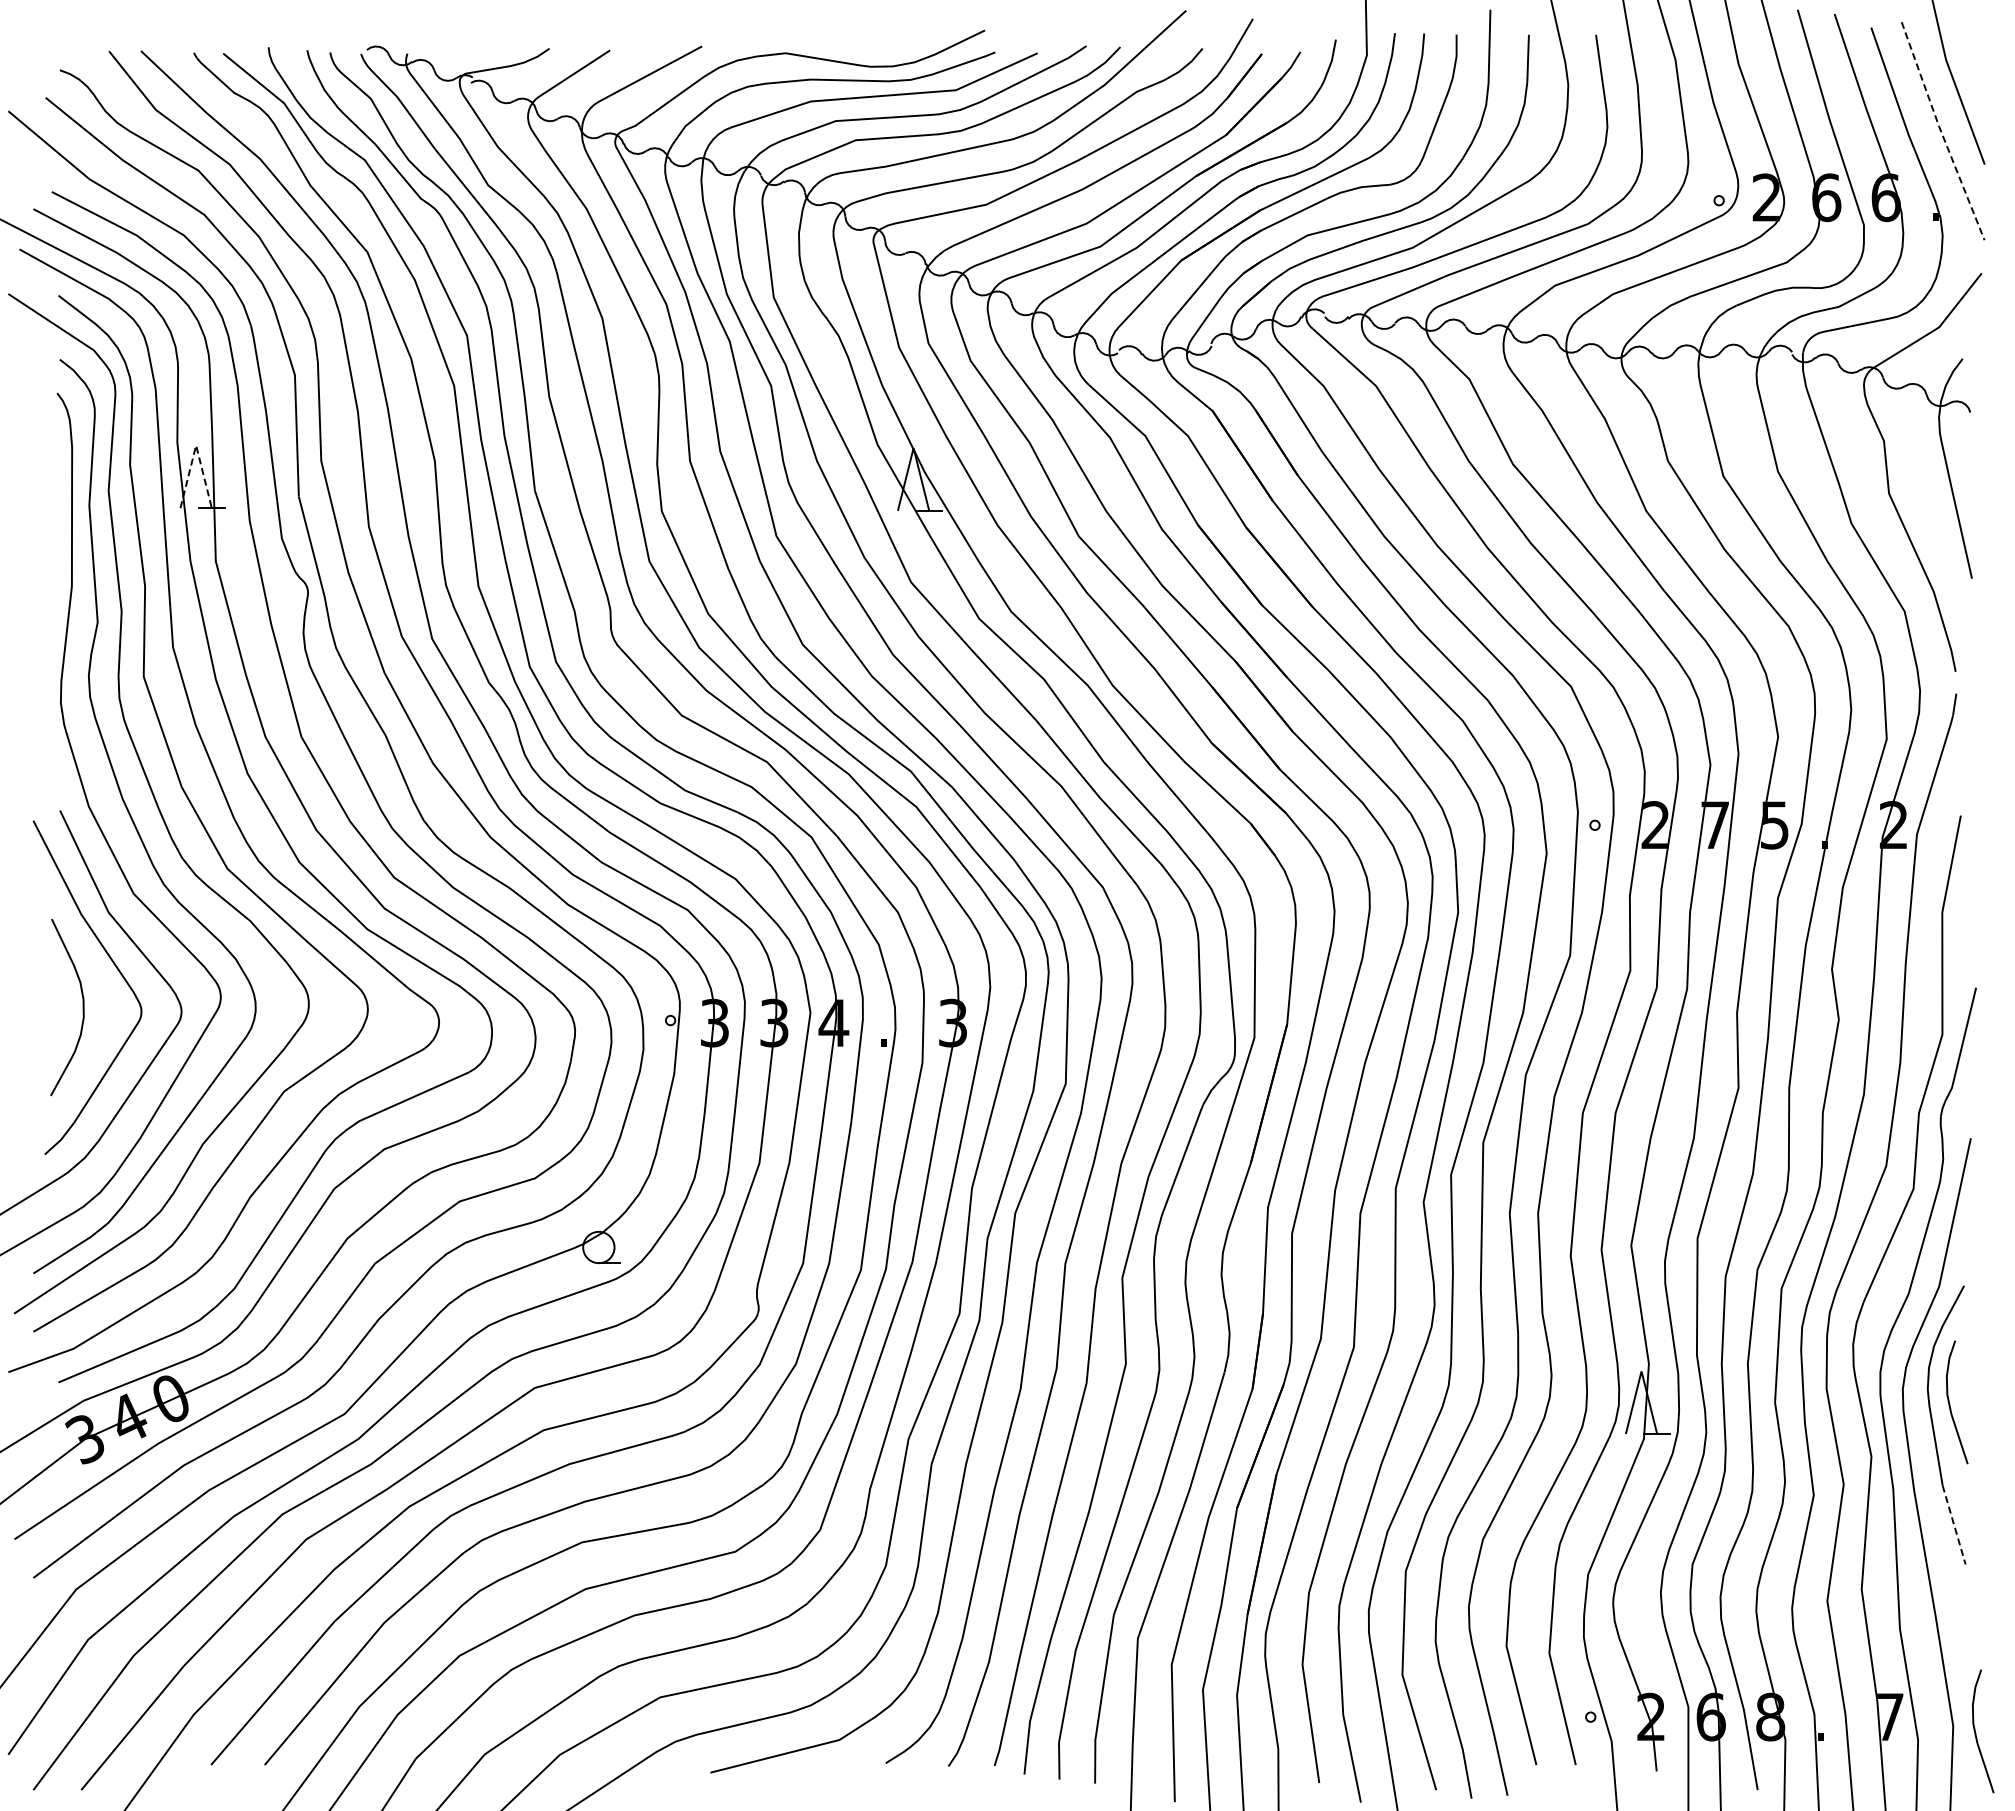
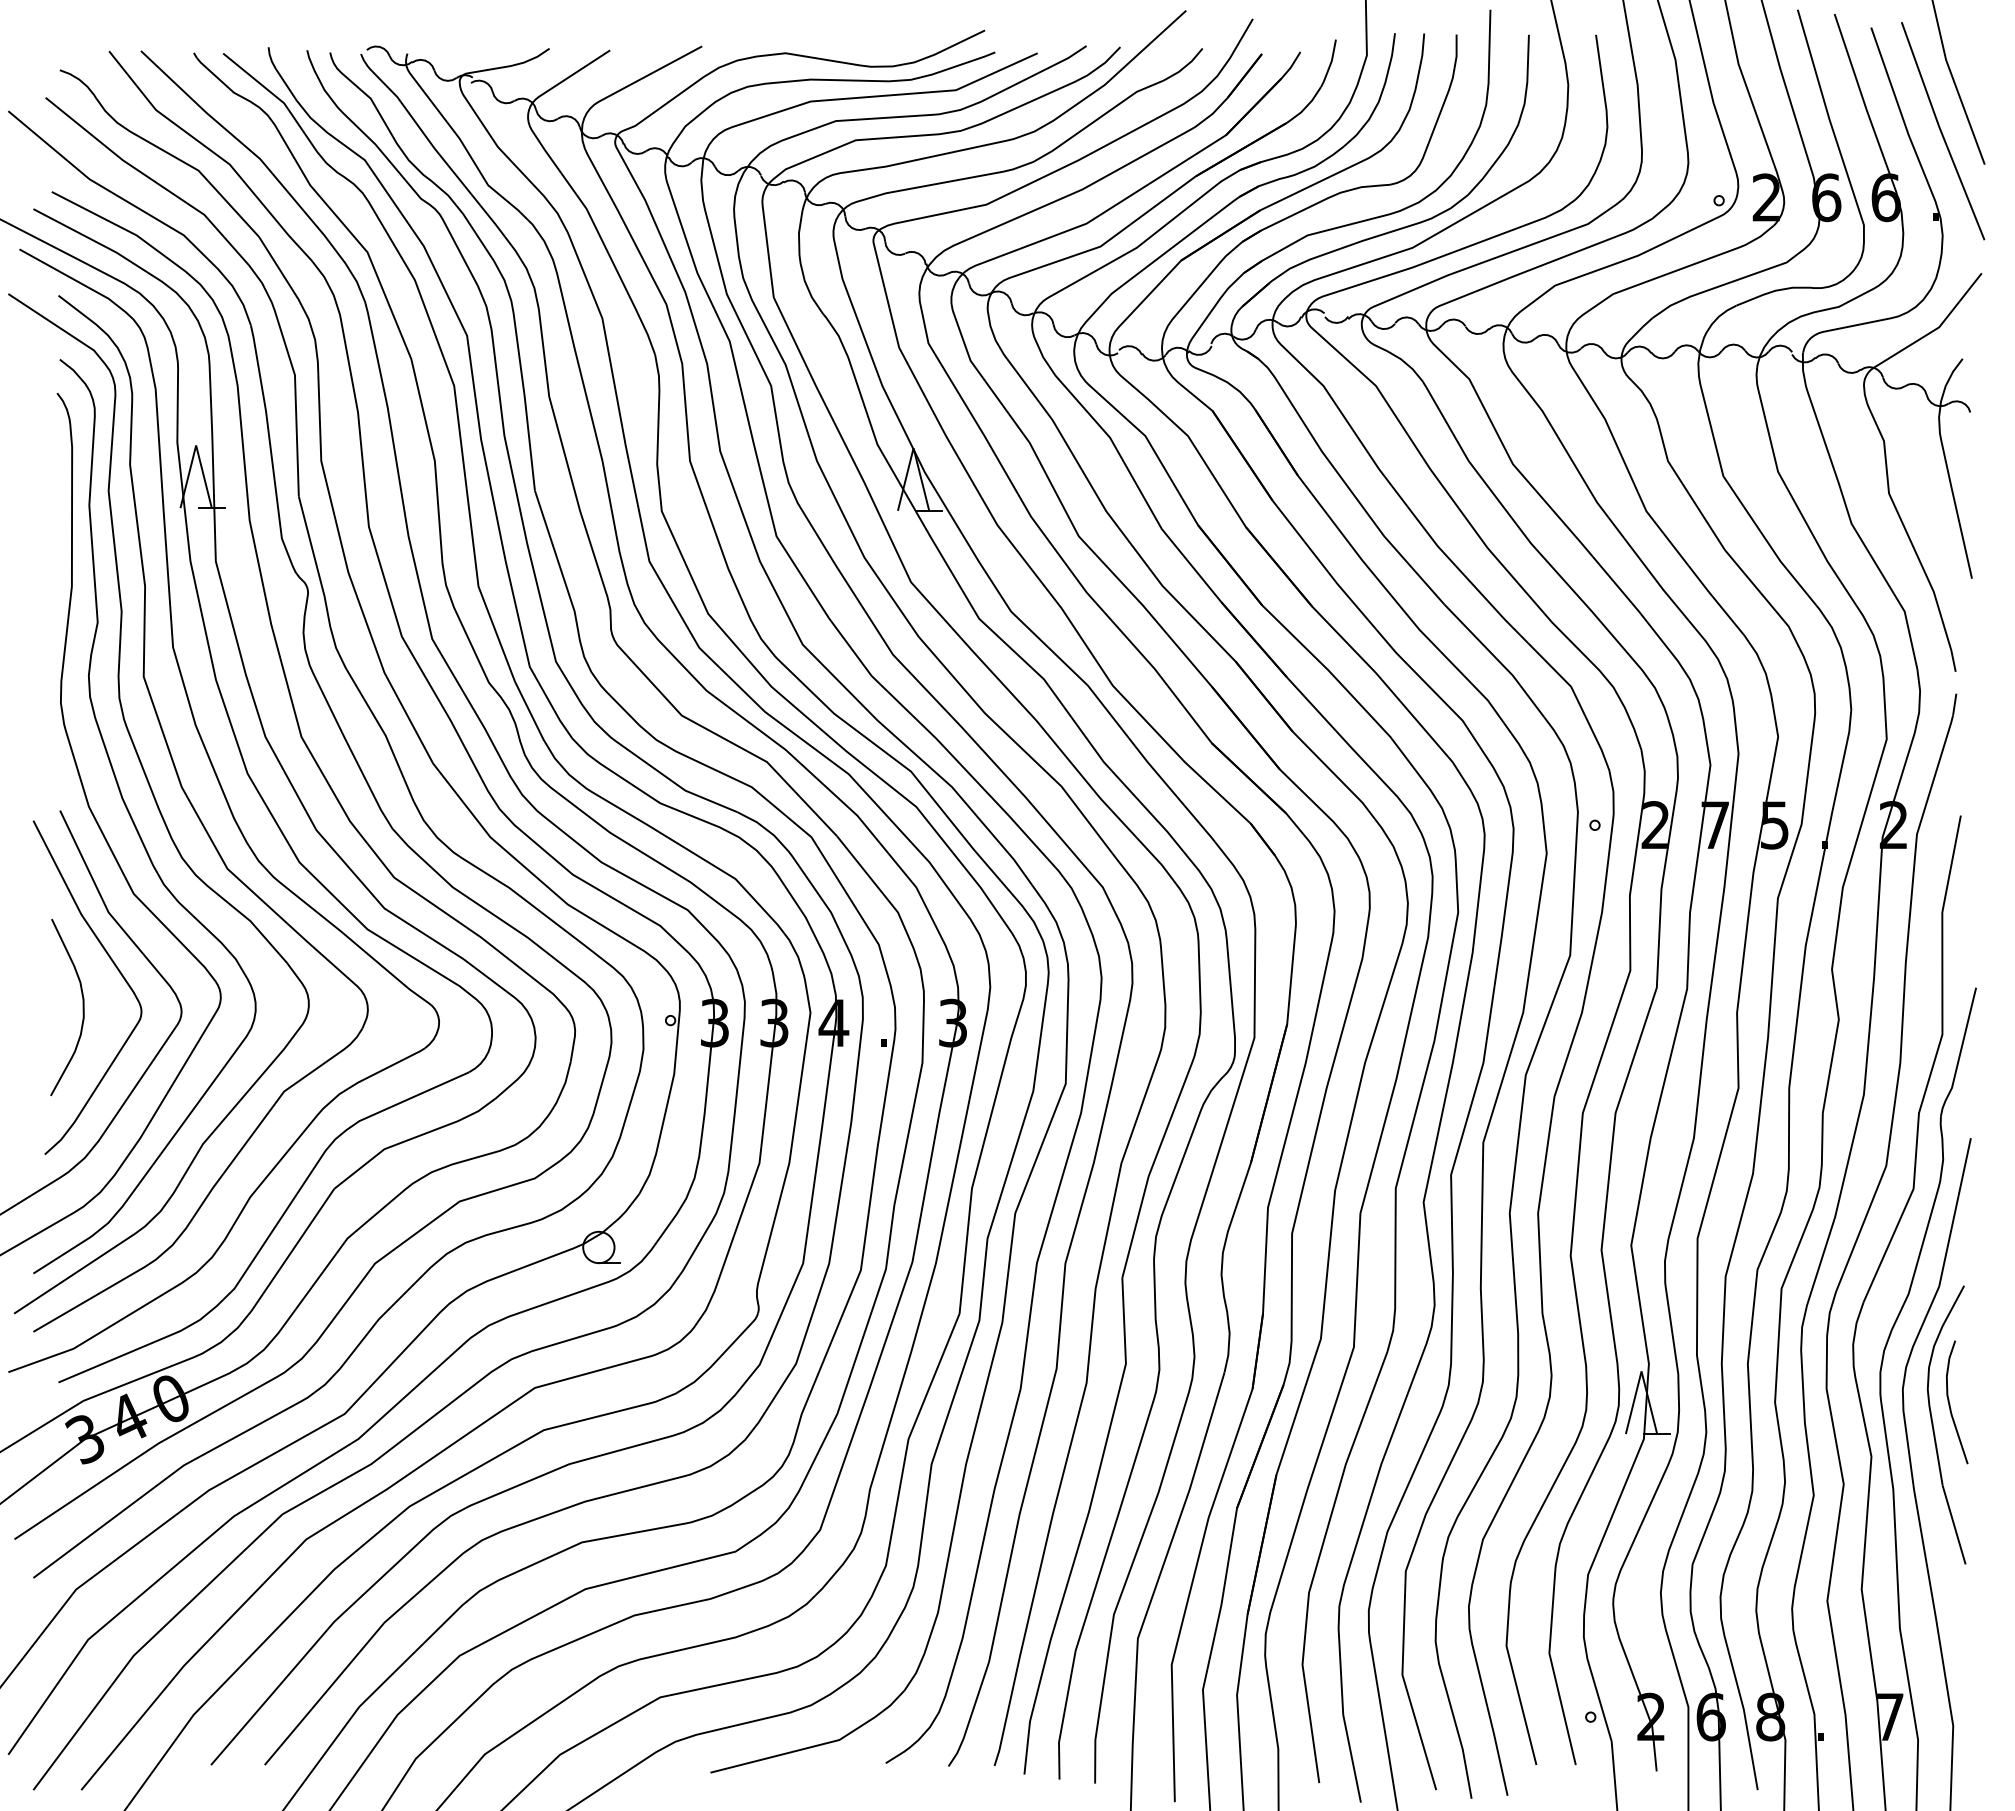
line: dashed -> solid (1941, 131)
line: dashed -> solid (196, 445)
line: dashed -> solid (1954, 1525)
curve: present -> none (1976, 1732)
